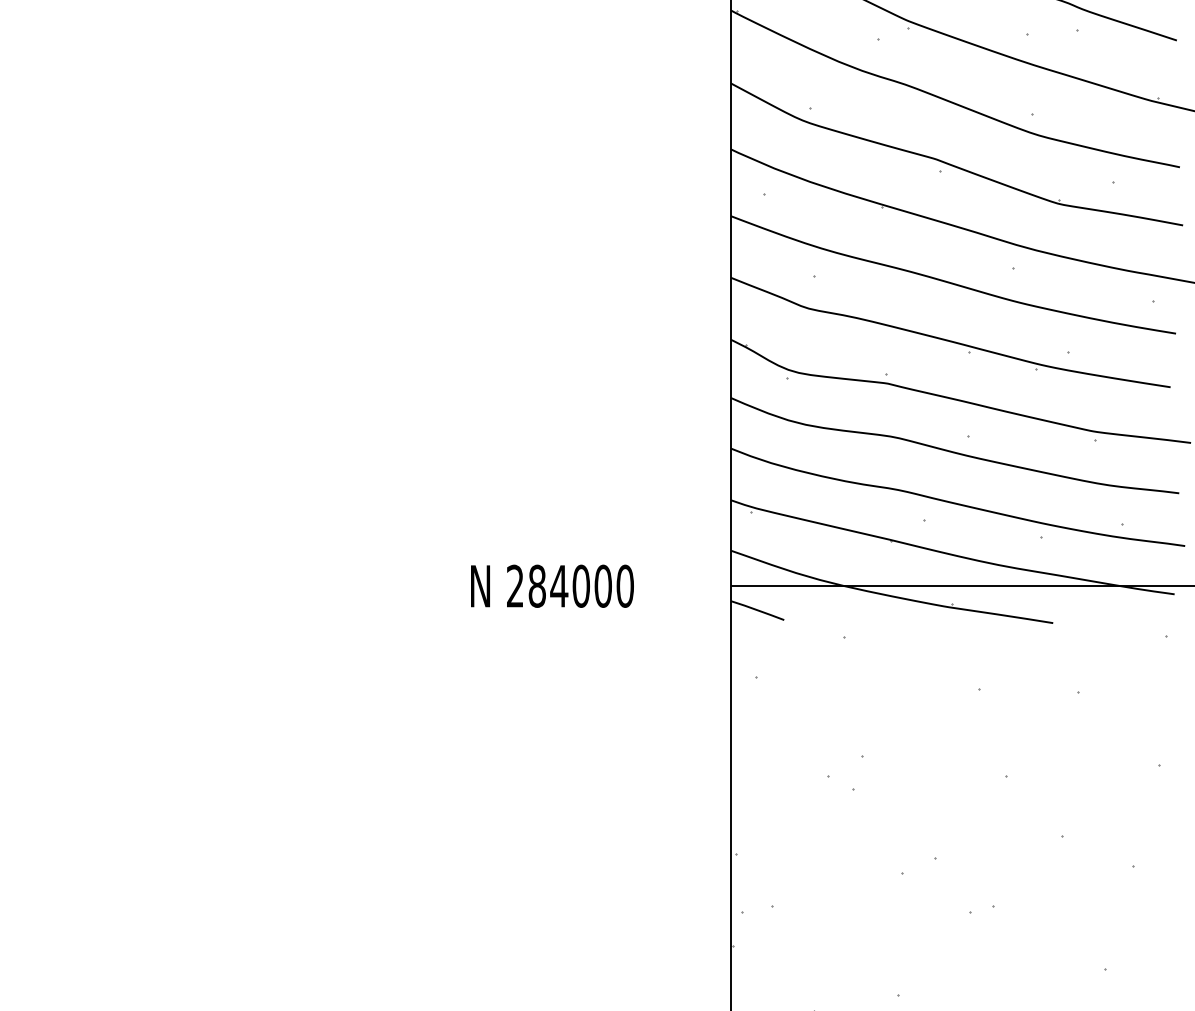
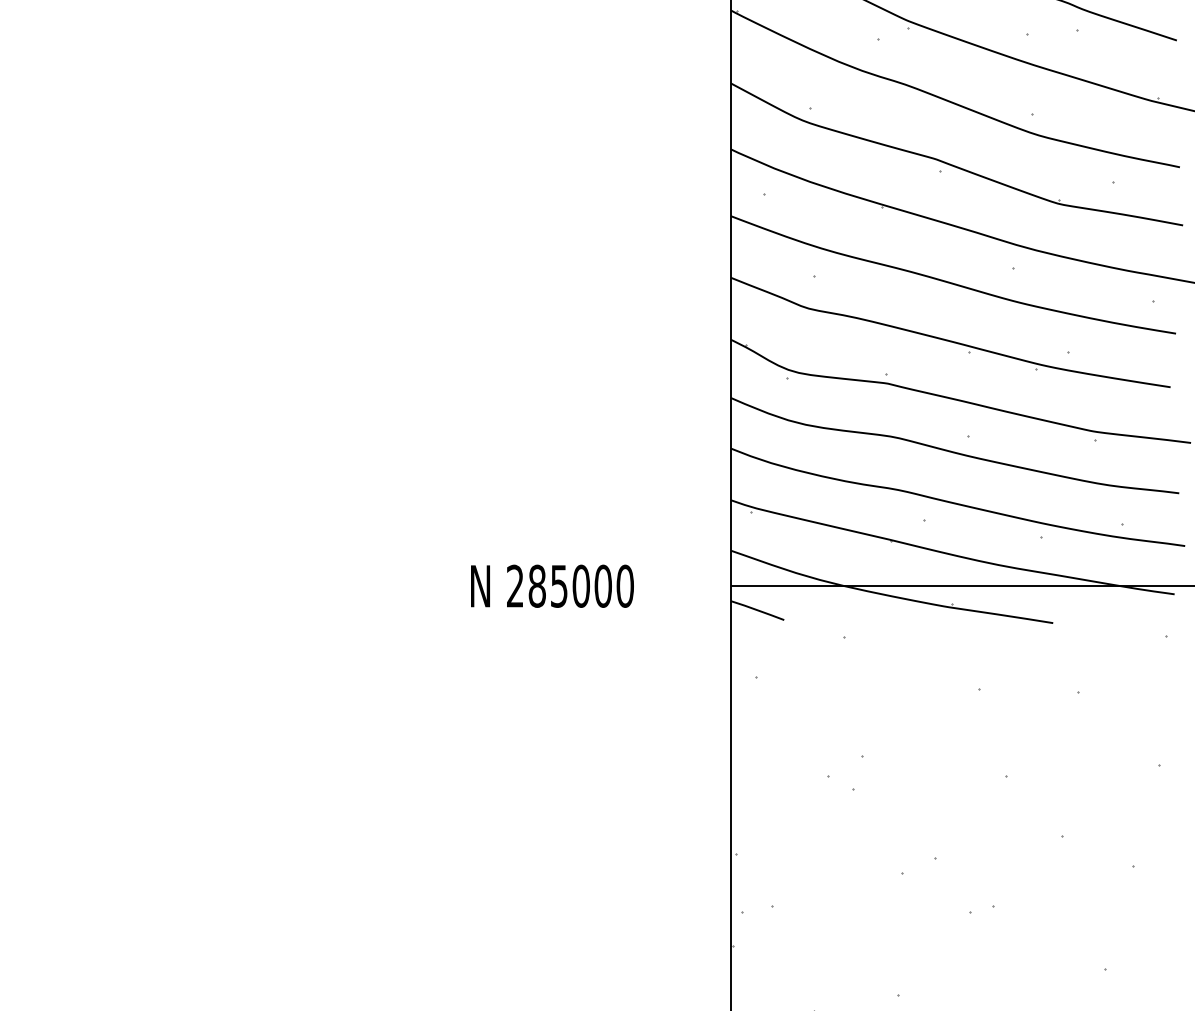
text: 284000 -> 285000 (559, 586)
